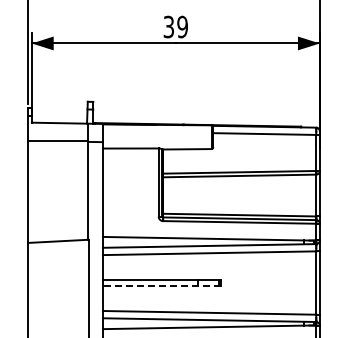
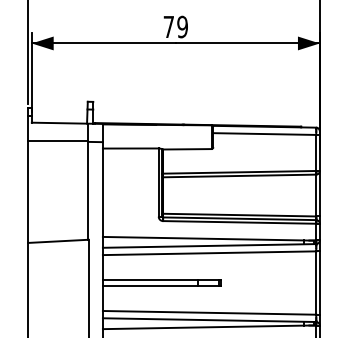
text: 39 -> 79 (168, 26)
line: dashed -> solid (161, 285)
